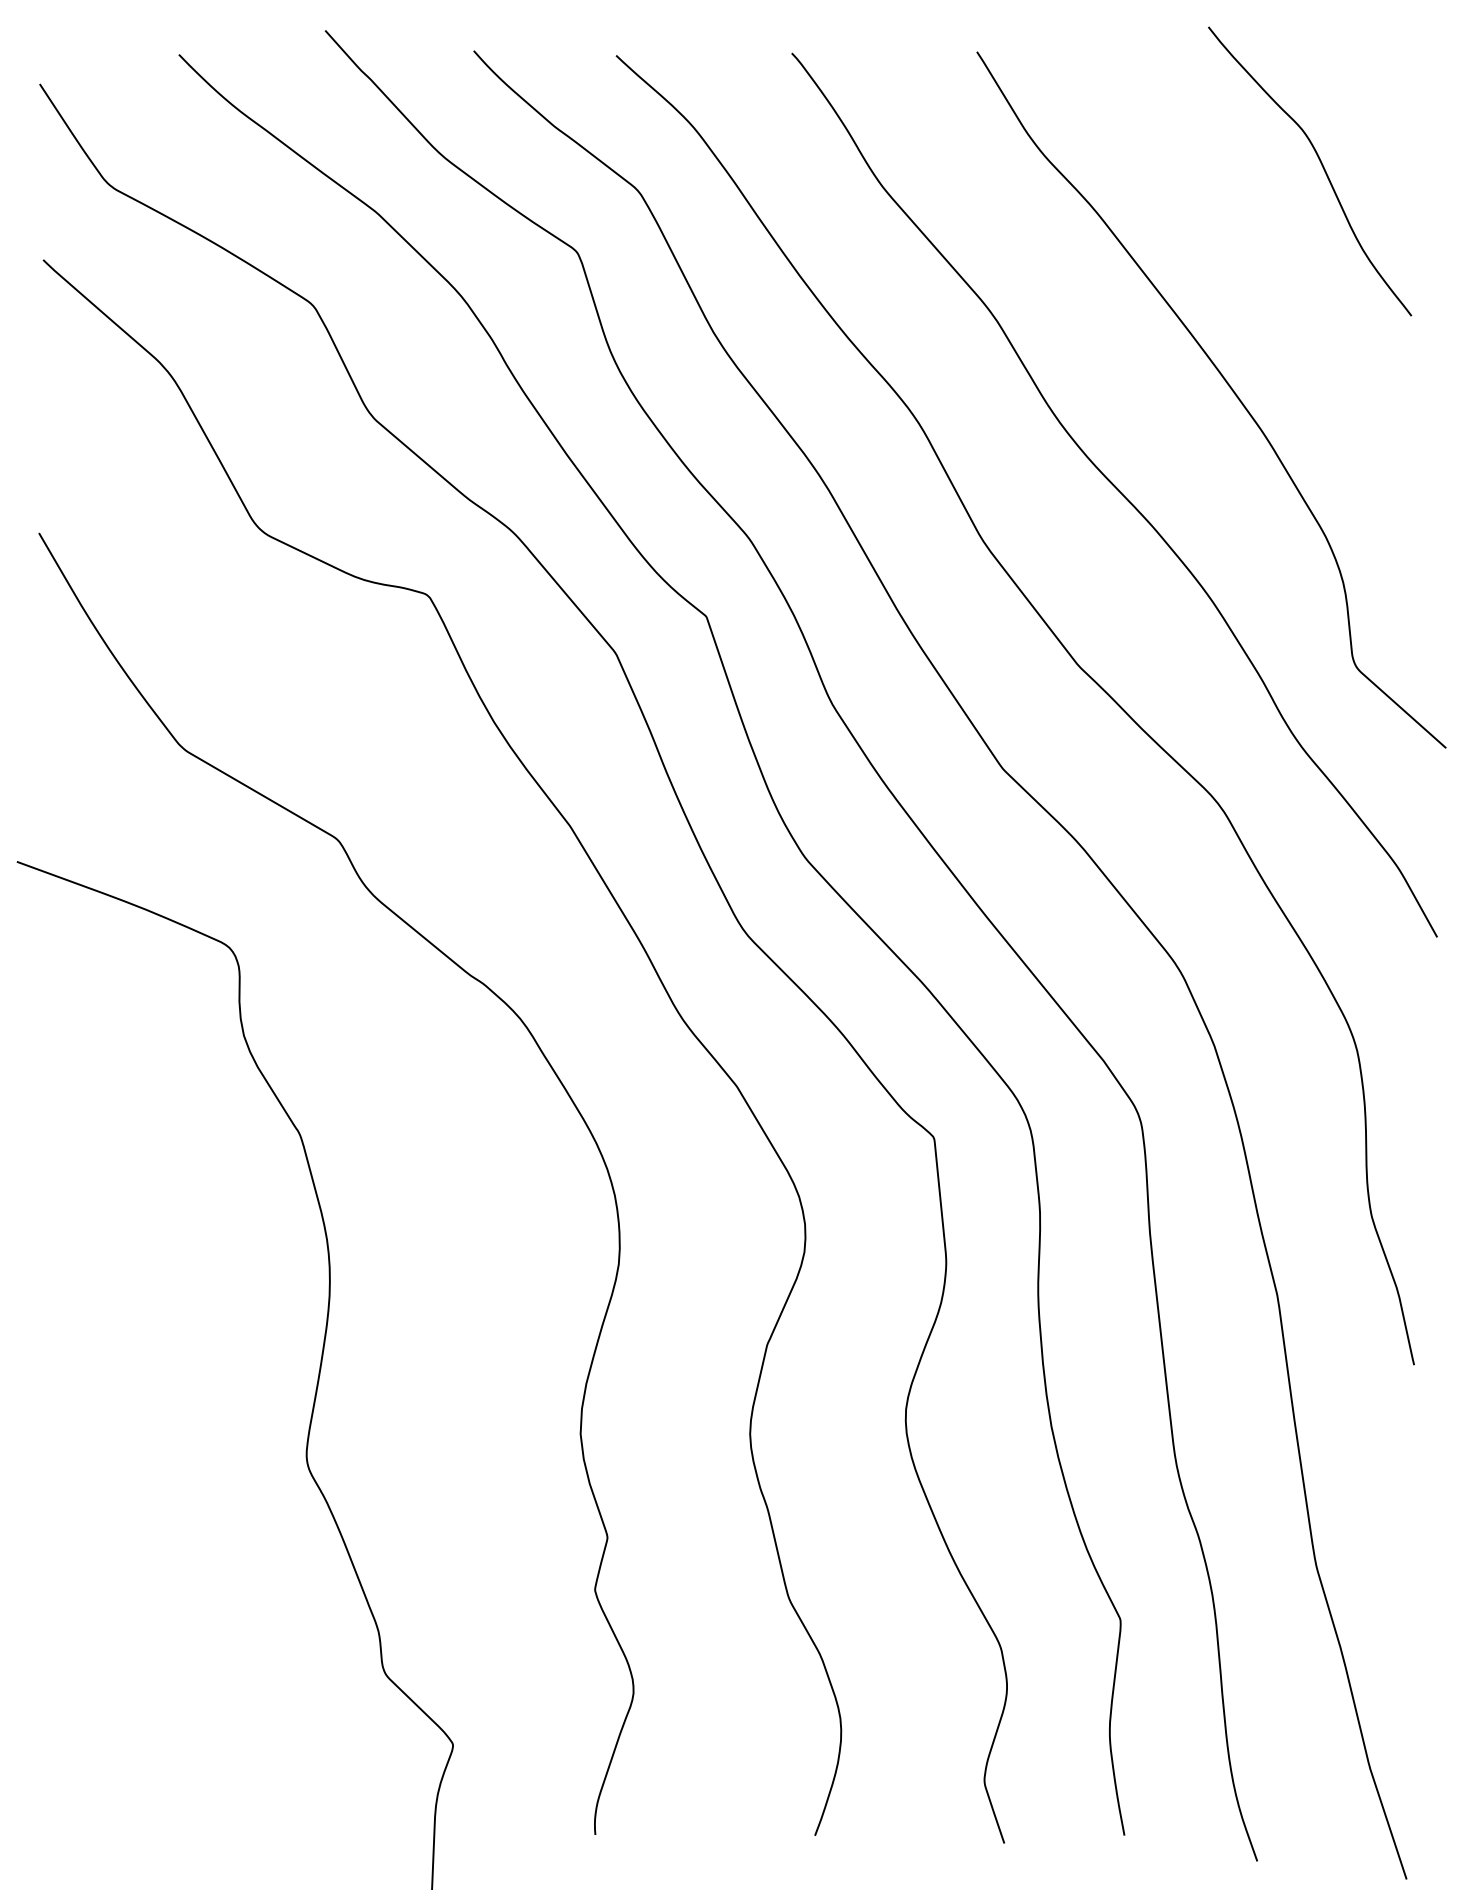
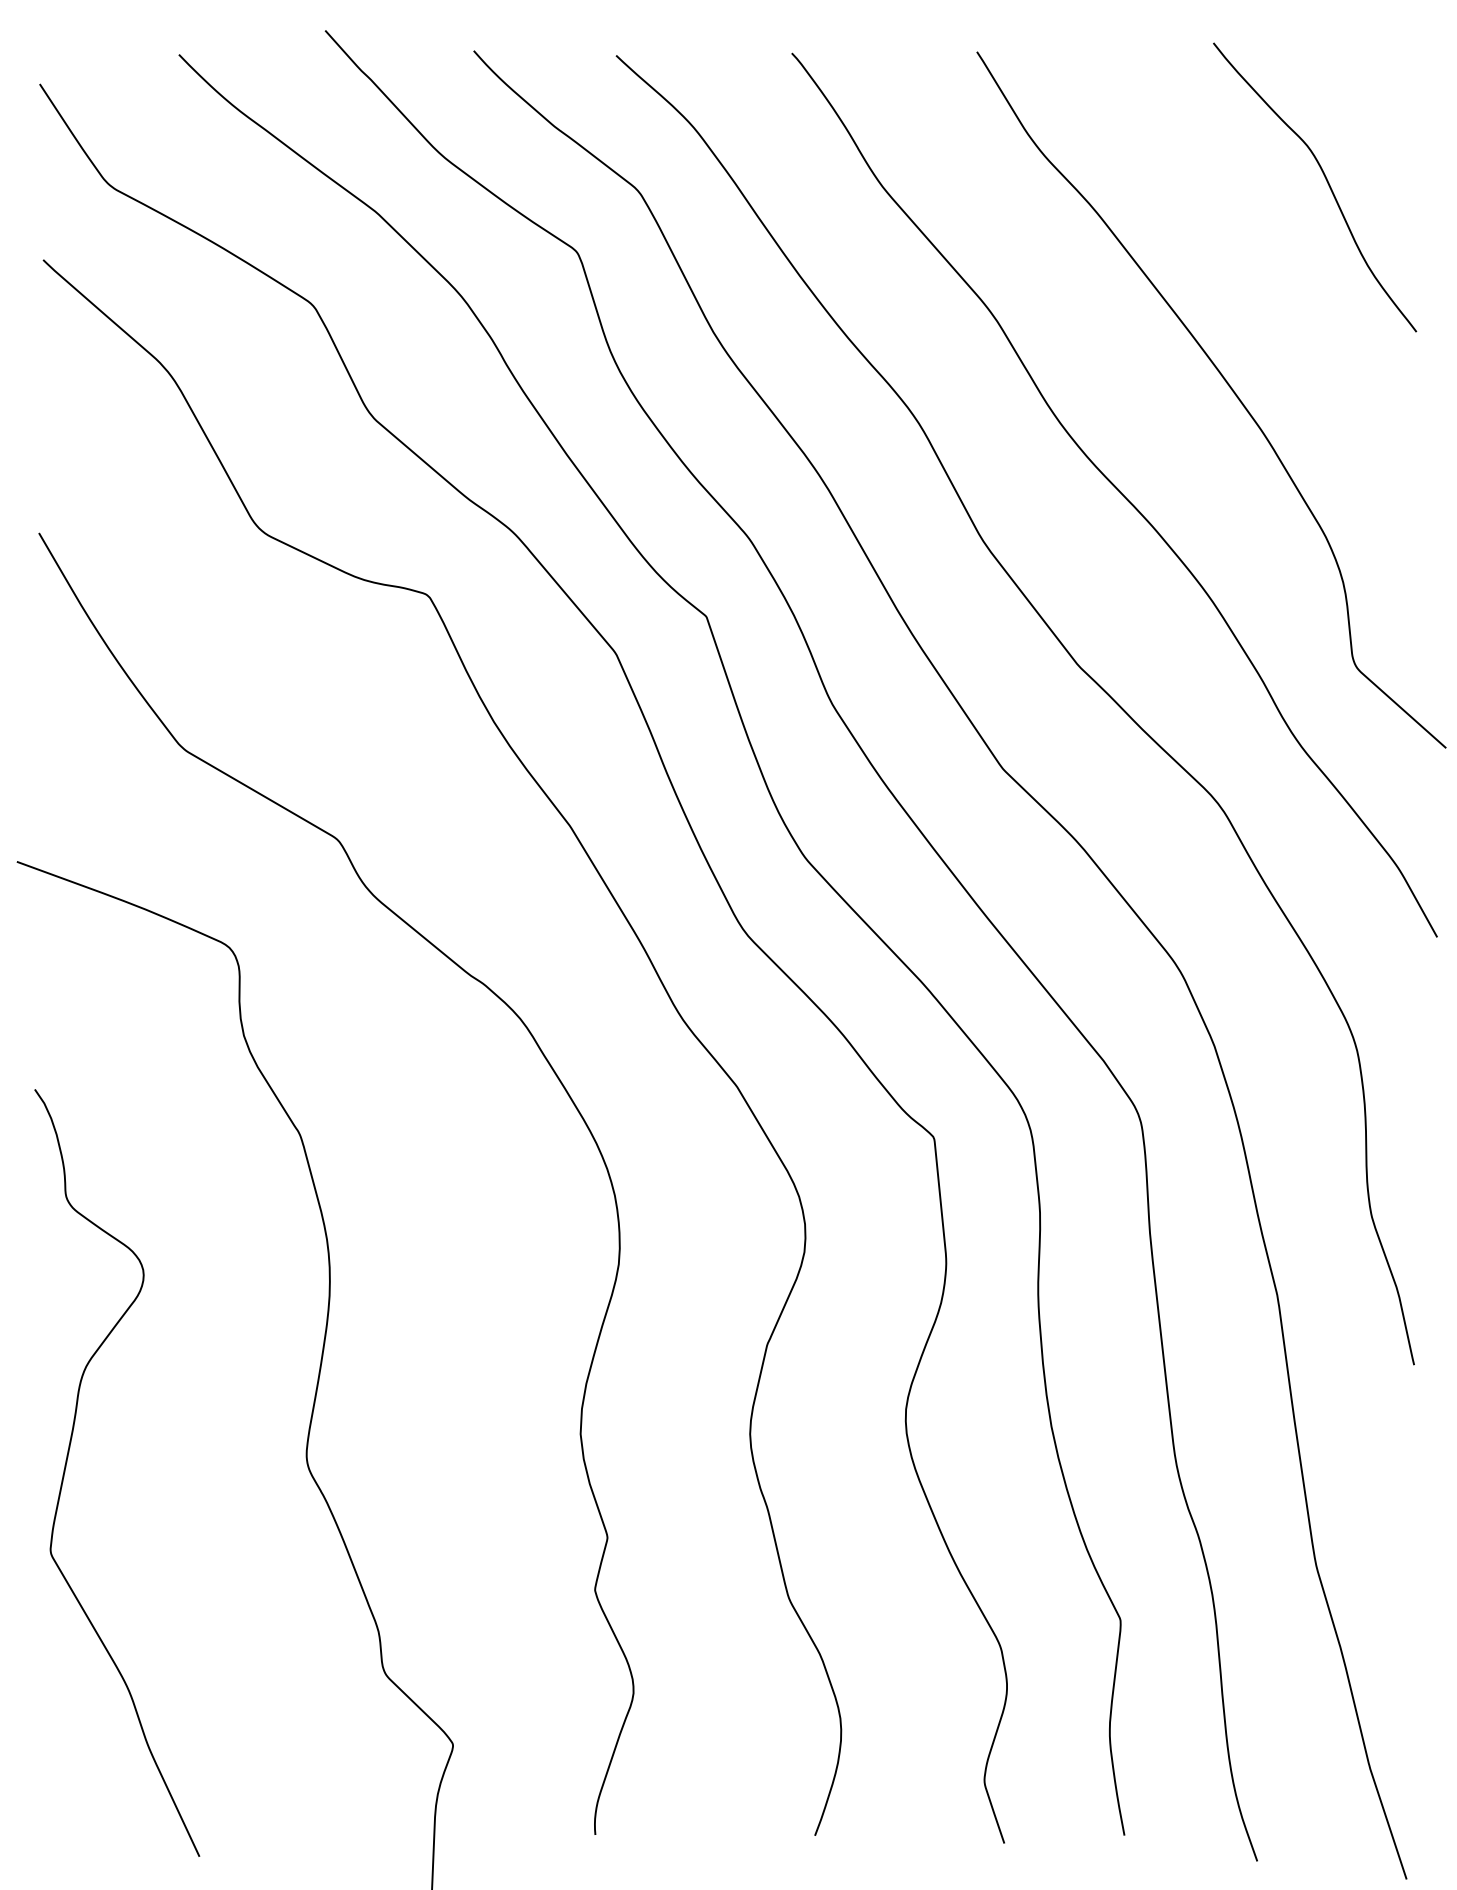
curve position: (1321, 165) -> (1326, 181) (1326, 181)
curve: none -> present (67, 1462)
